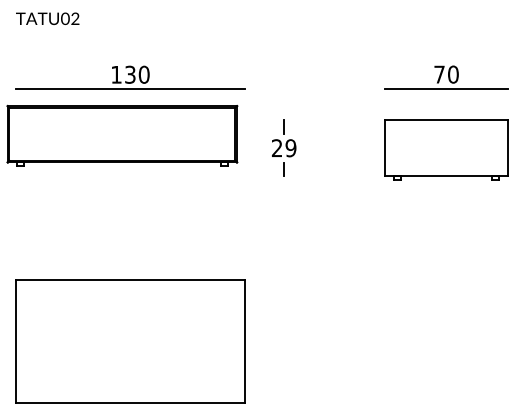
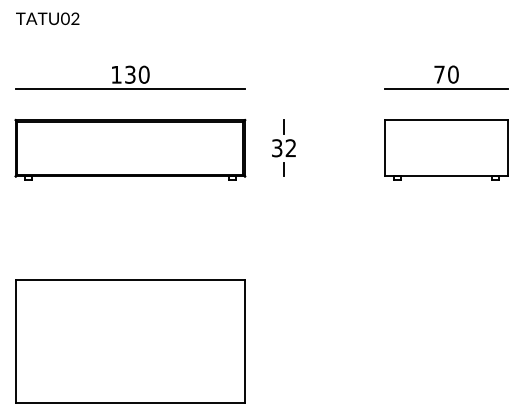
part position: (122, 135) -> (130, 149) (130, 149)
text: 29 -> 32 (284, 148)
